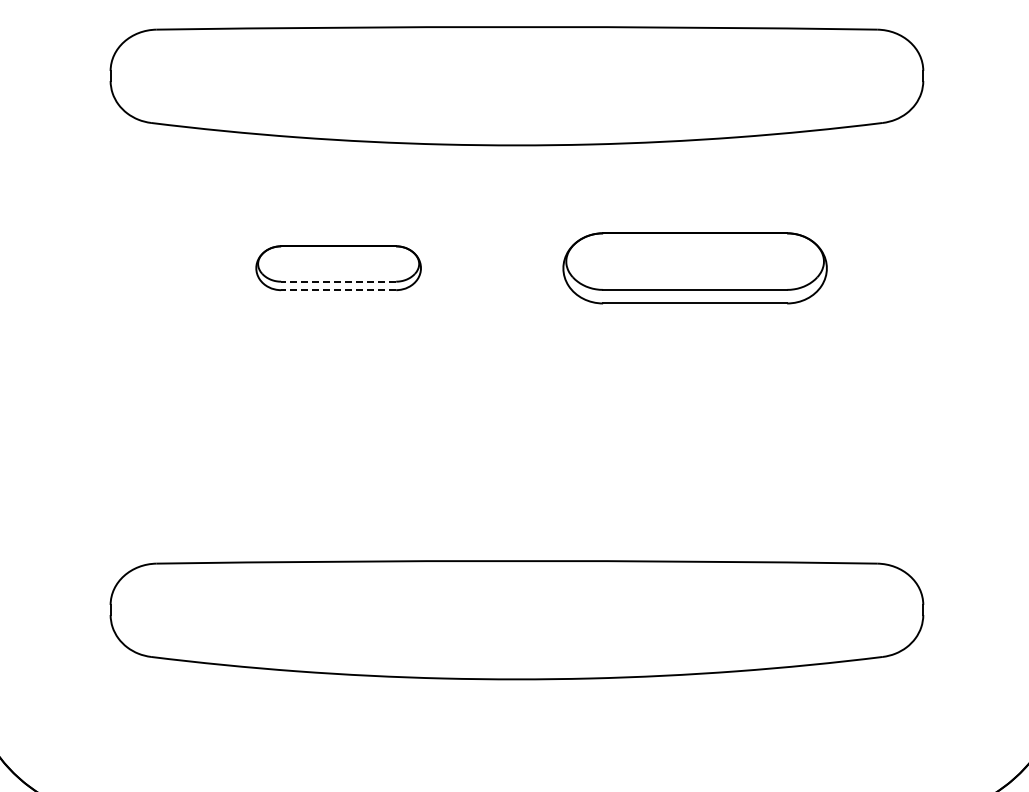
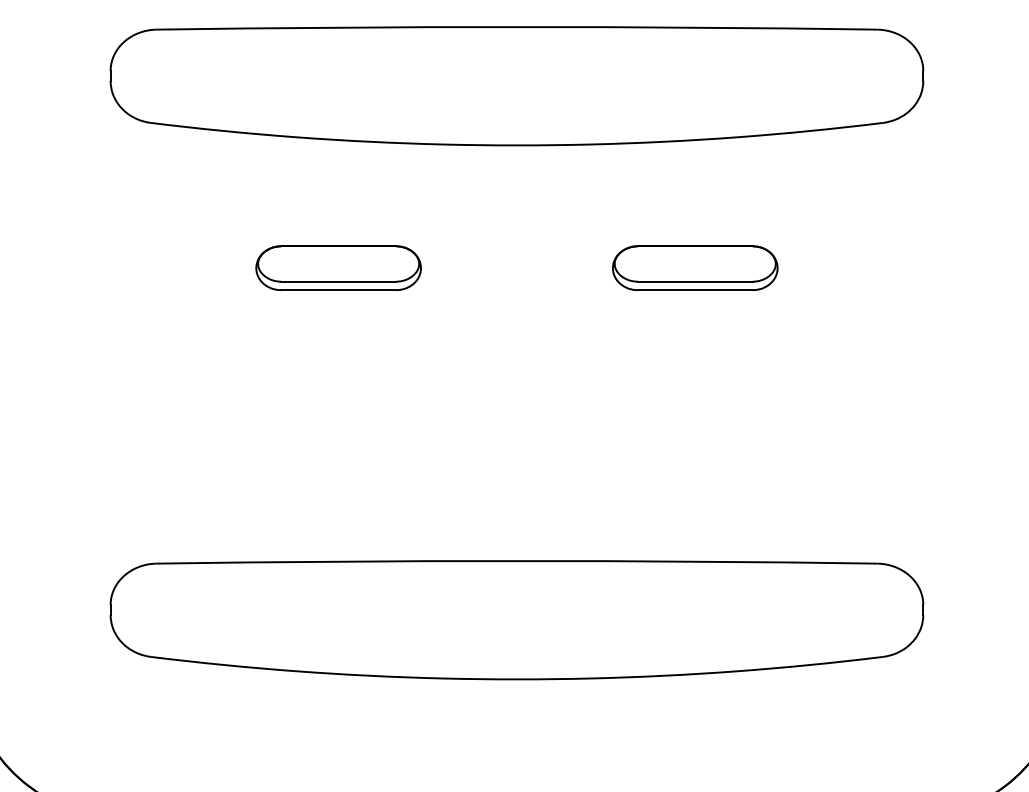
part size: 266x73 px -> 167x46 px (695, 267)
line: dashed -> solid (338, 281)
line: dashed -> solid (338, 290)
